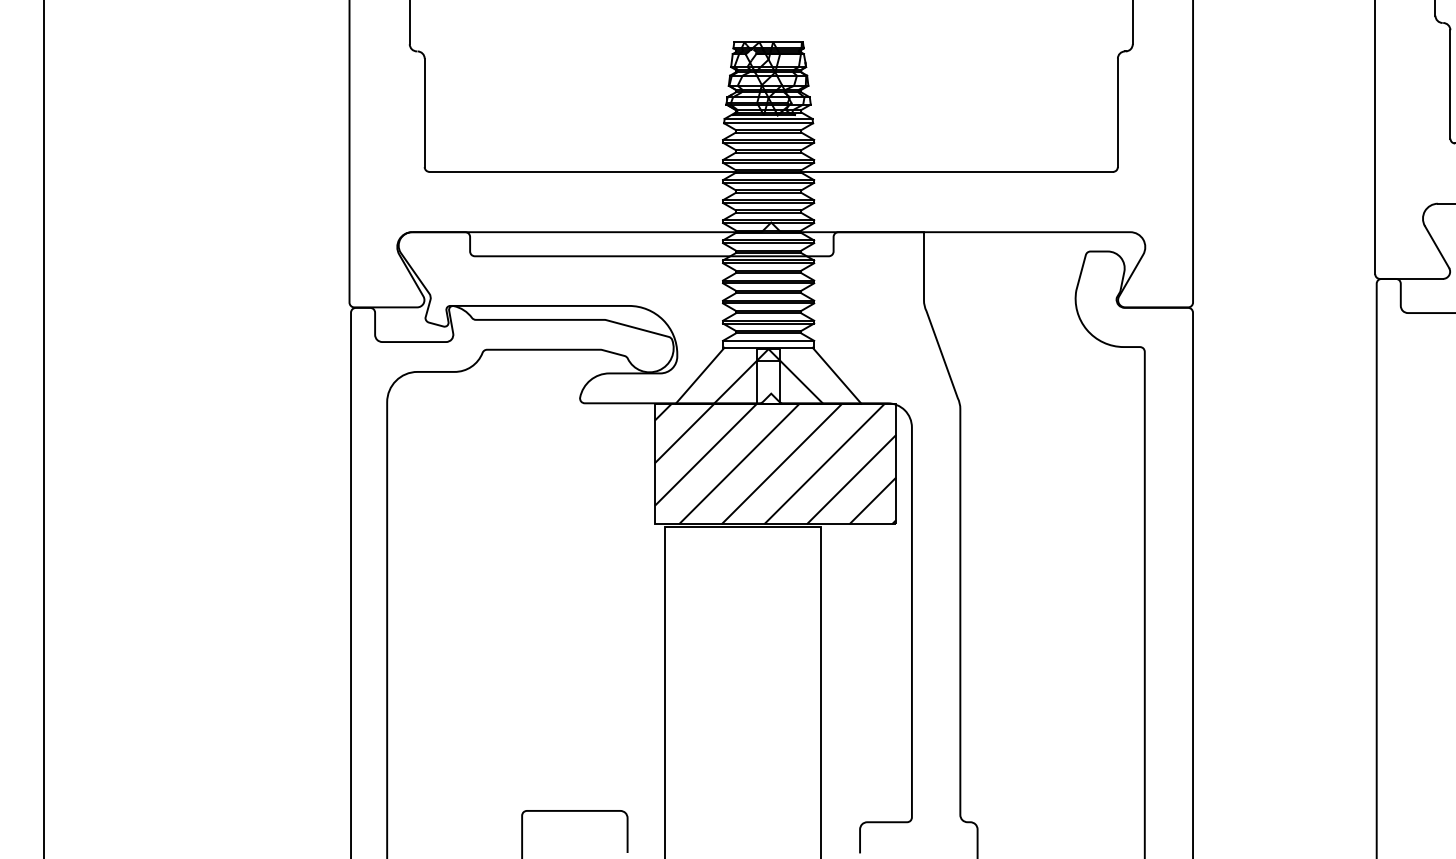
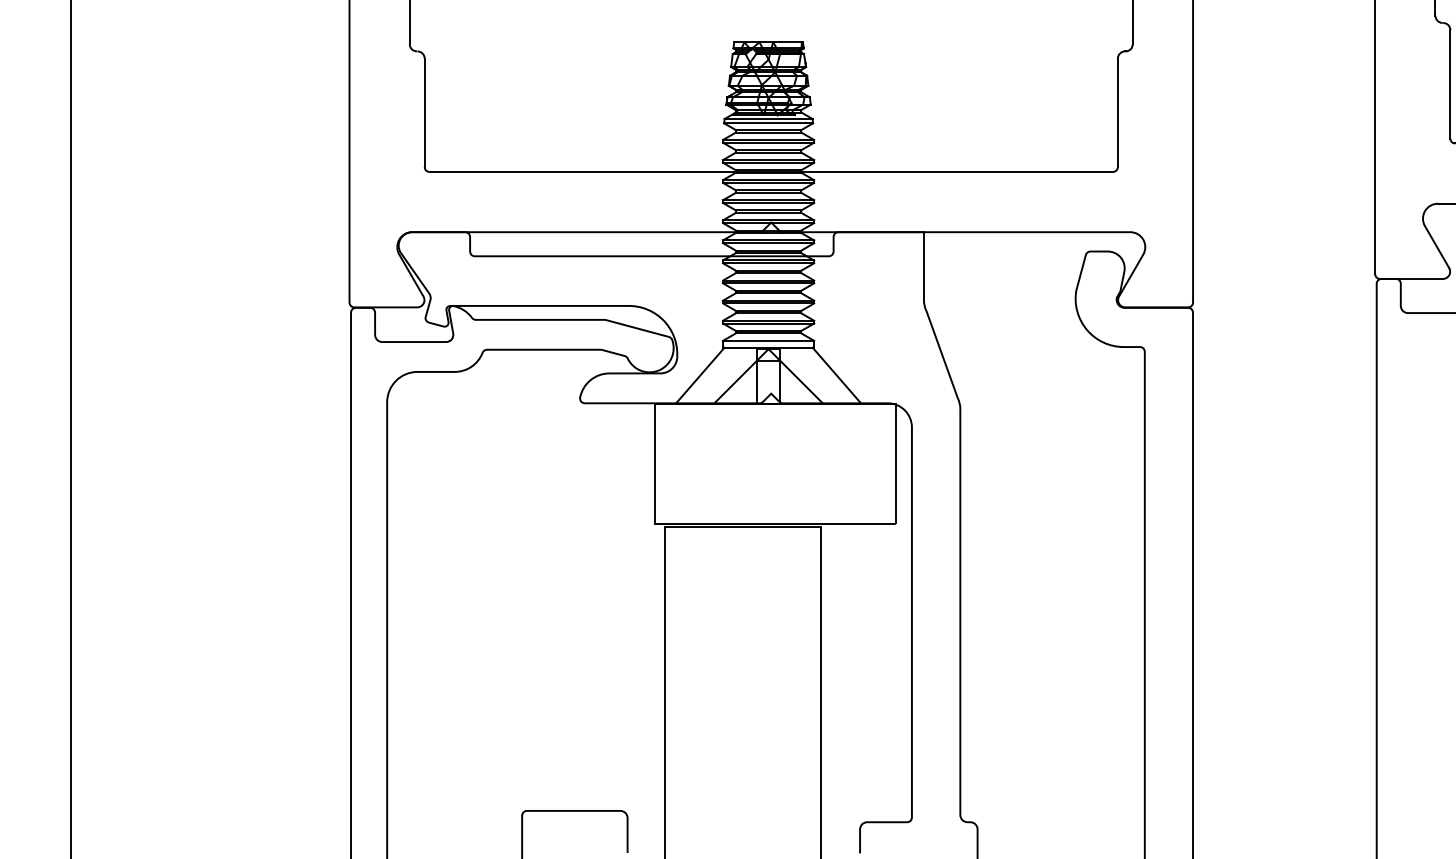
line position: (43, 428) -> (70, 428) (70, 428)
hatch: present -> none (775, 463)
